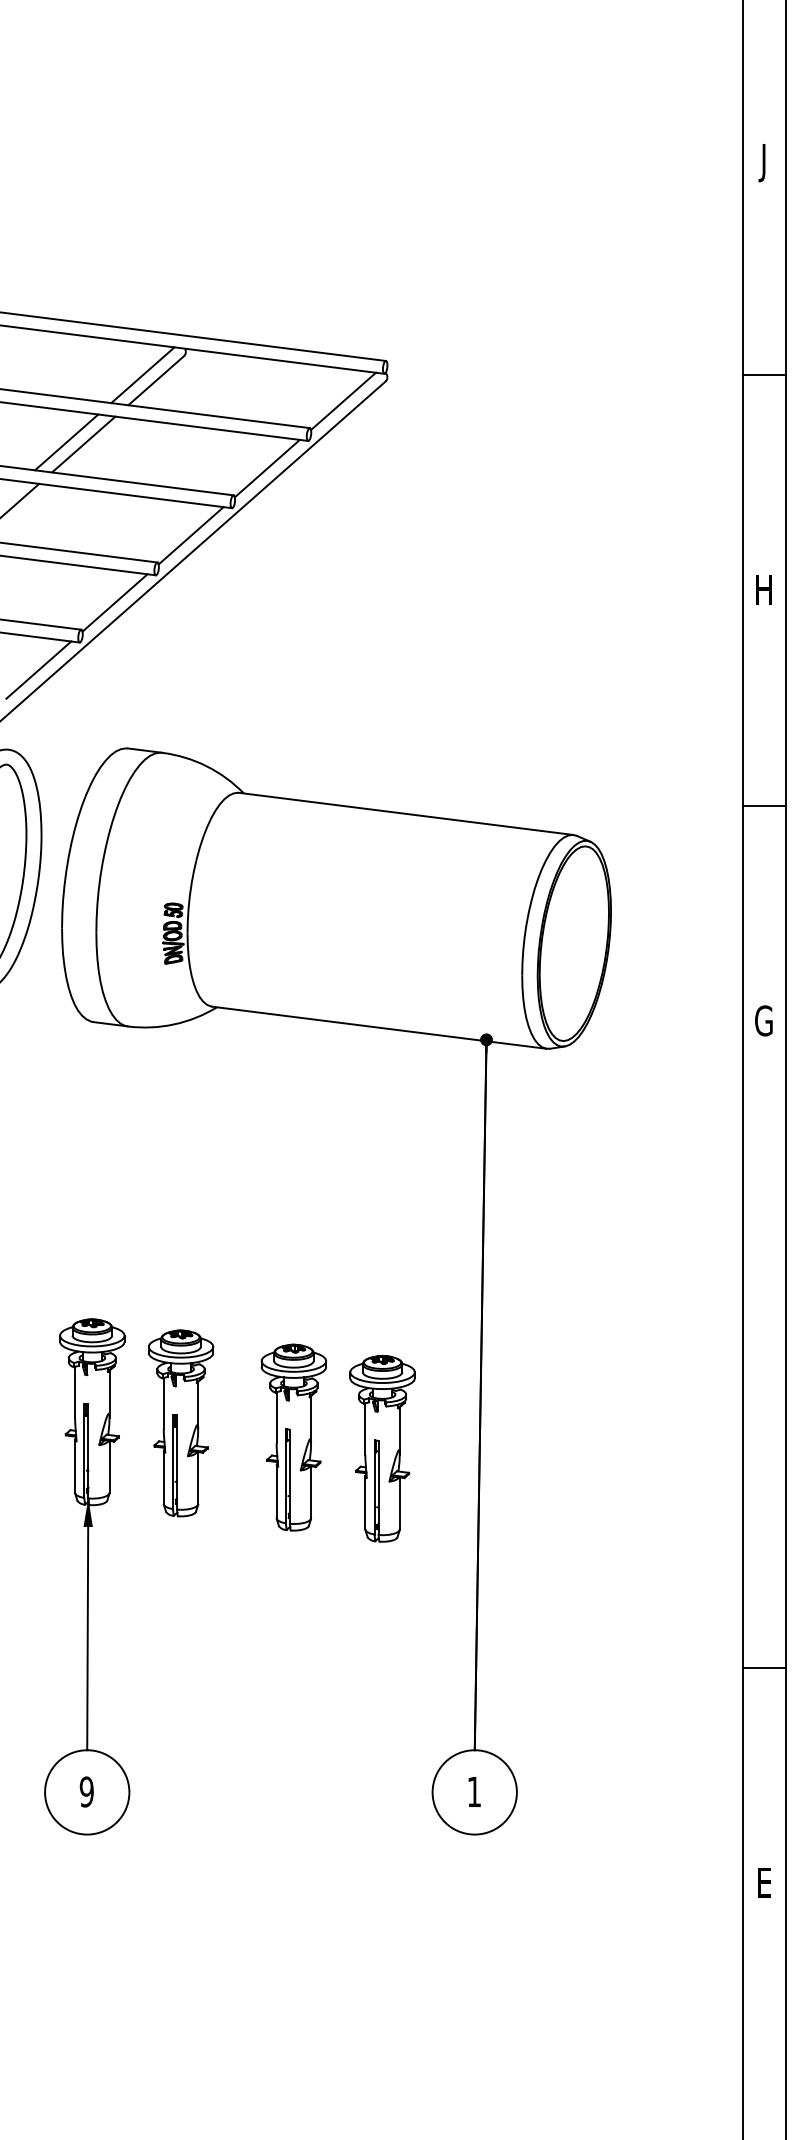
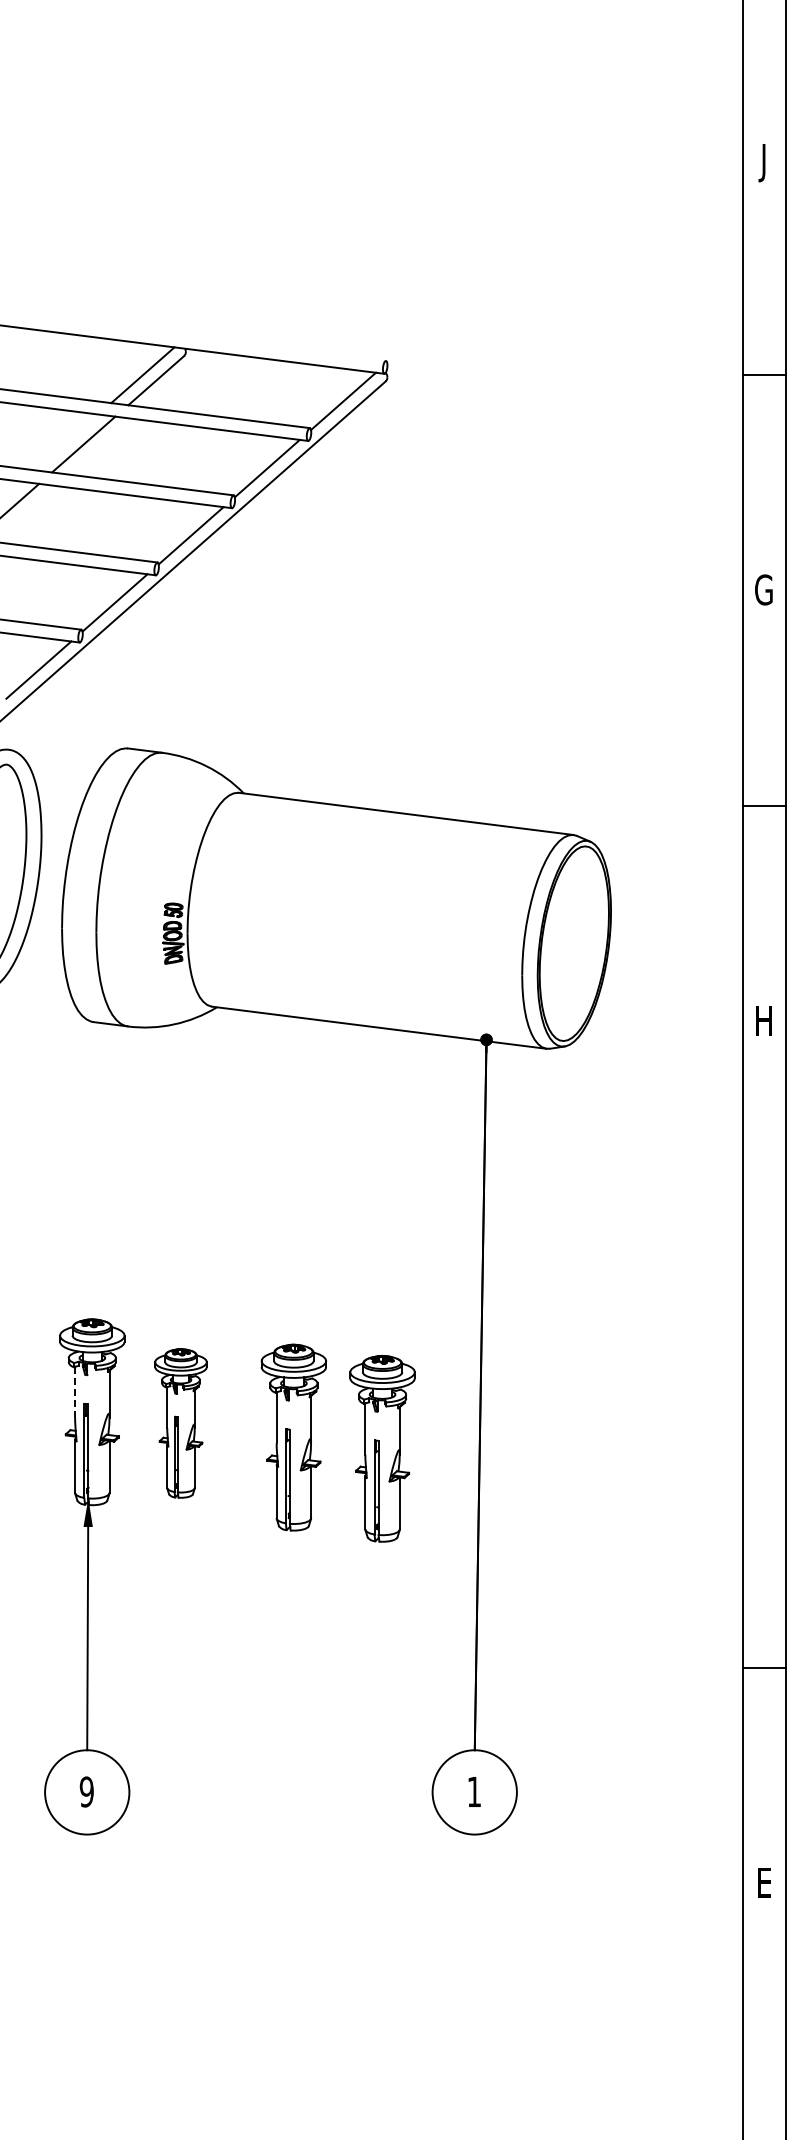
line: present -> none (194, 336)
line: present -> none (66, 442)
text: H -> G (763, 589)
text: G -> H (763, 1020)
line: solid -> dashed (75, 1392)
part size: 68x189 px -> 54x151 px (180, 1423)
